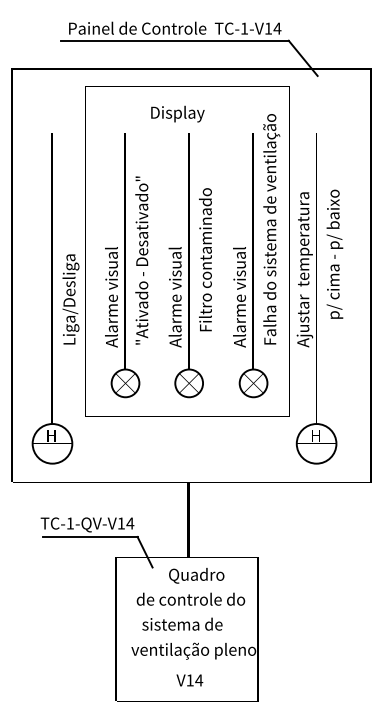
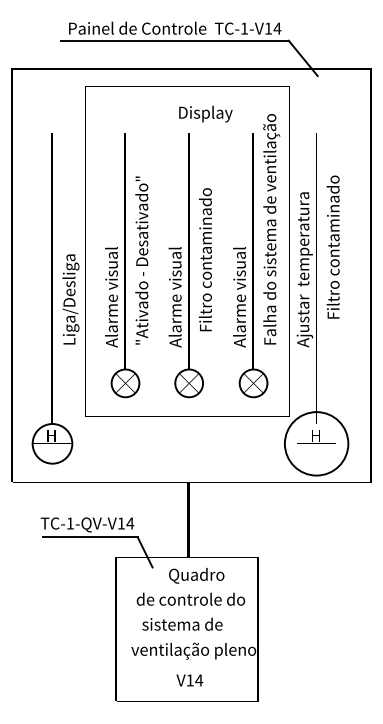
text position: (177, 113) -> (205, 113) (205, 113)
text: p/ cima - p/ baixo -> Filtro contaminado (334, 246)
circle diameter: 40 px -> 63 px (316, 443)
